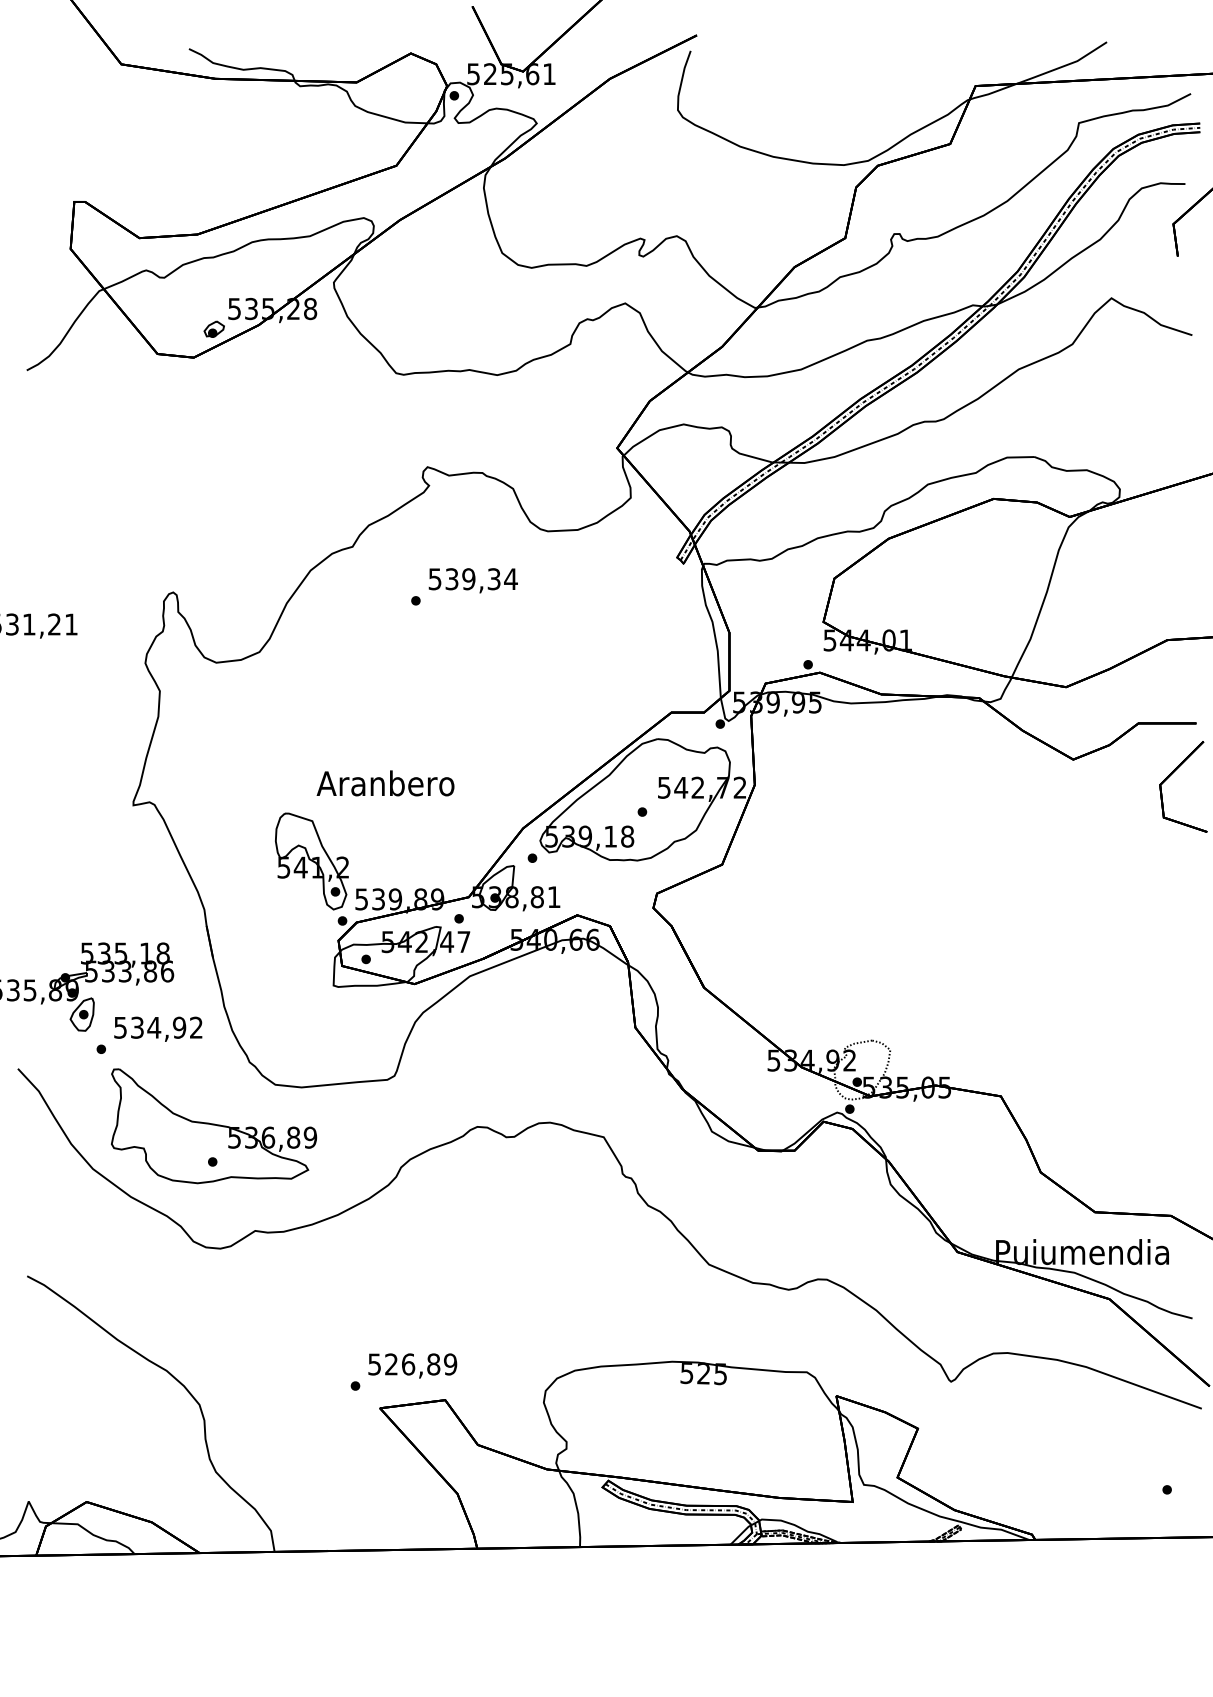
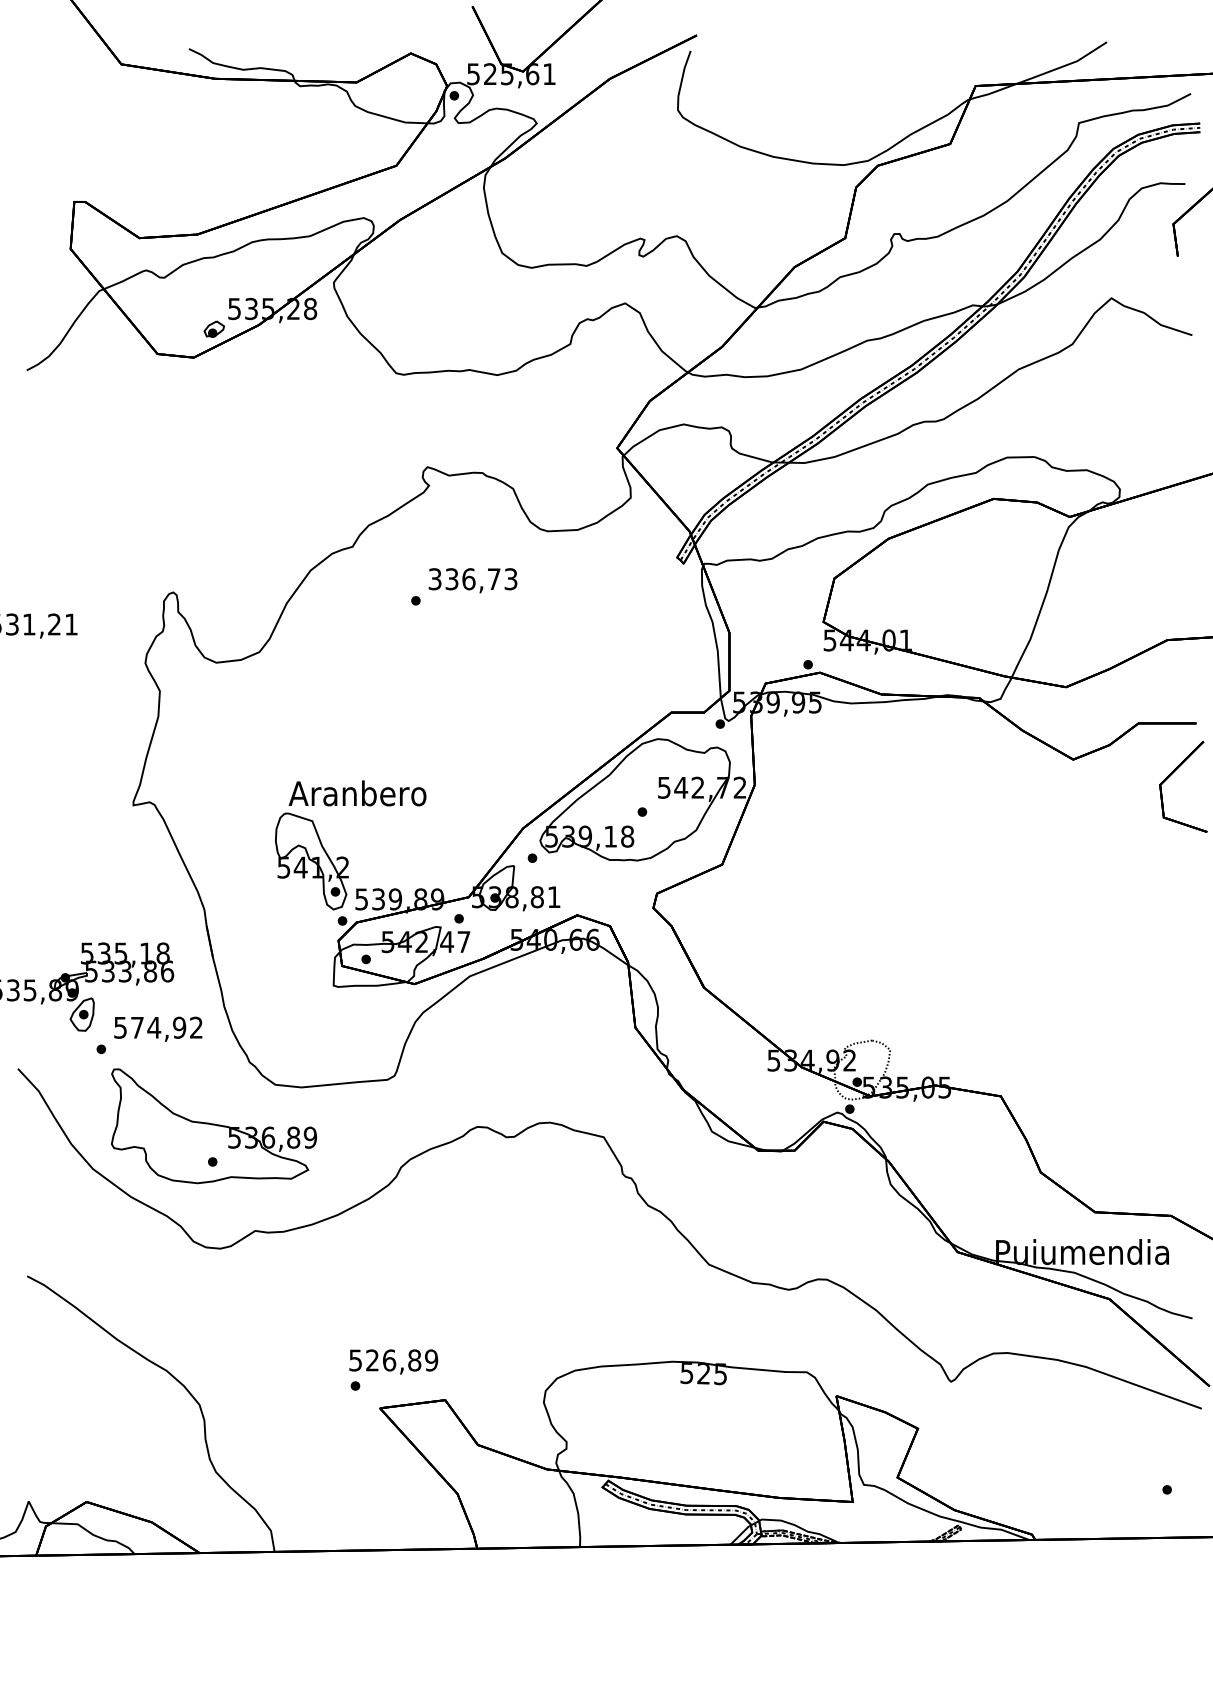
text: 539,34 -> 336,73 (473, 579)
text position: (385, 783) -> (357, 793) (357, 793)
text: 534,92 -> 574,92 (137, 1027)
text position: (412, 1365) -> (393, 1361) (393, 1361)
